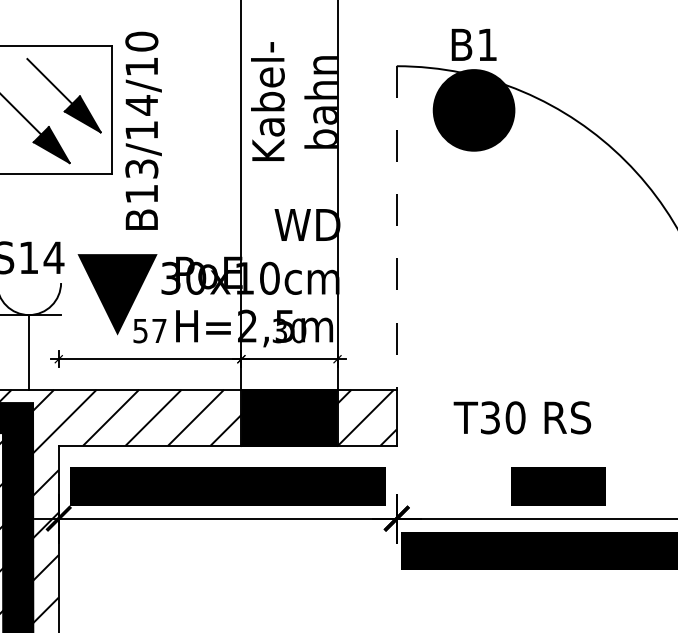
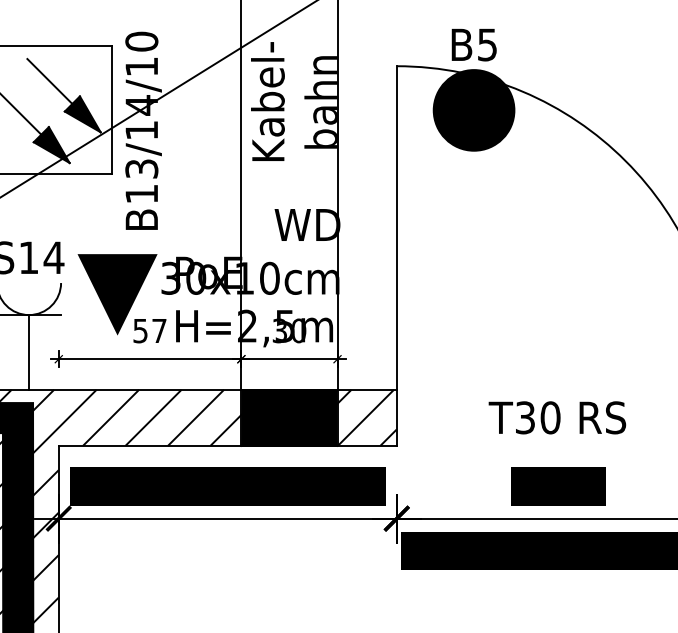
text: B1 -> B5 (487, 44)
line: none -> present (158, 99)
line: dashed -> solid (396, 228)
text position: (522, 417) -> (557, 417) (557, 417)
